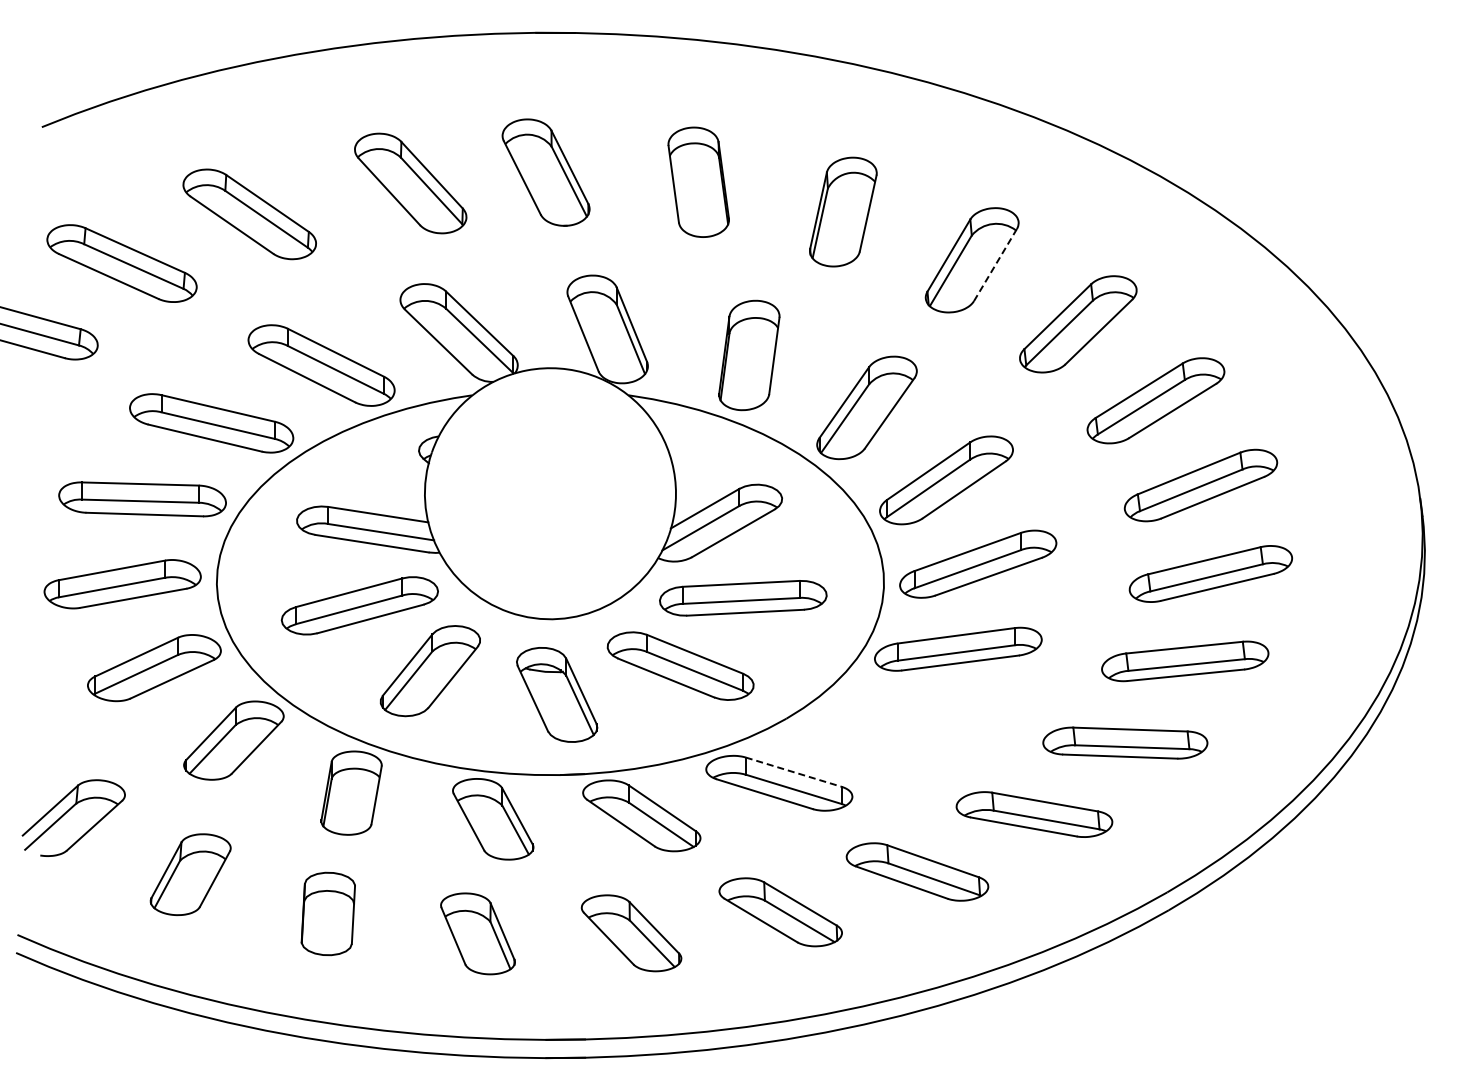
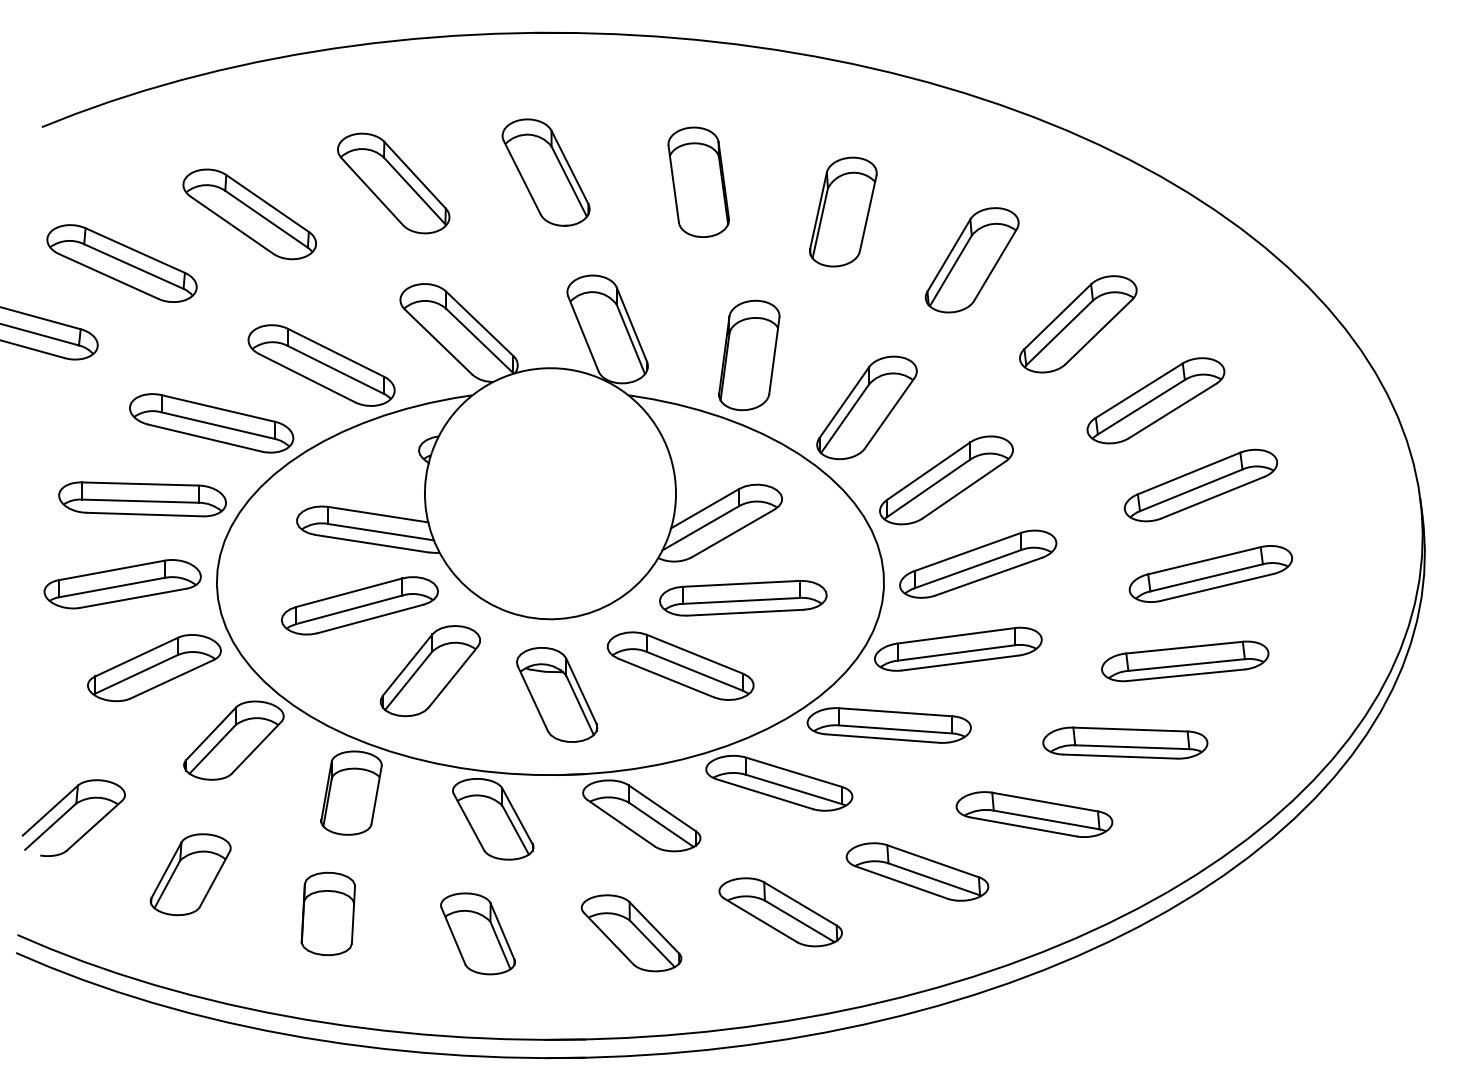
part position: (410, 183) -> (393, 183) (393, 183)
line: dashed -> solid (995, 265)
part: none -> present (888, 725)
line: dashed -> solid (794, 772)
